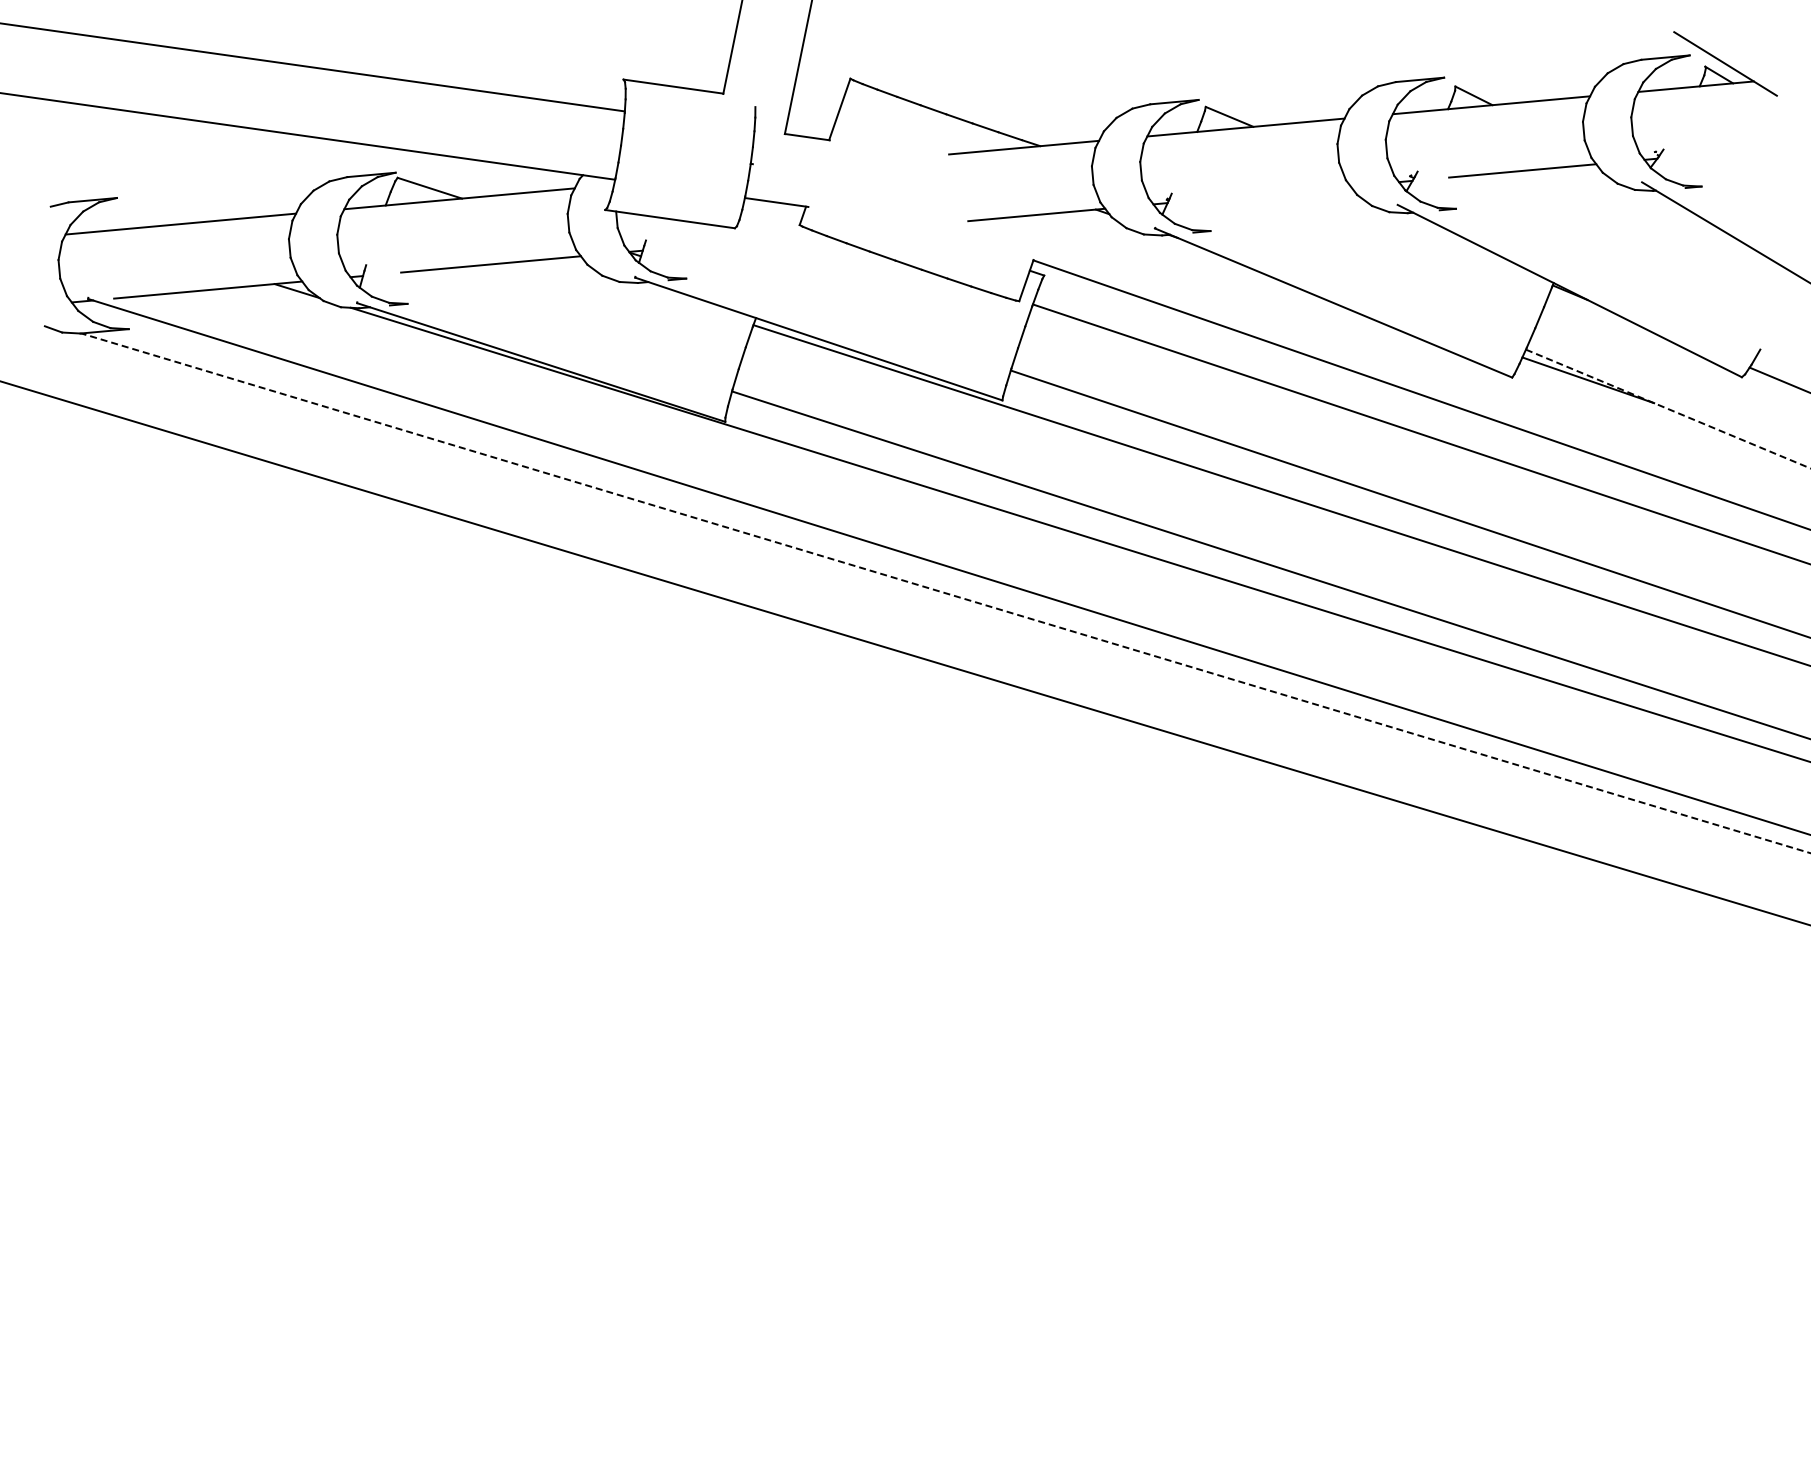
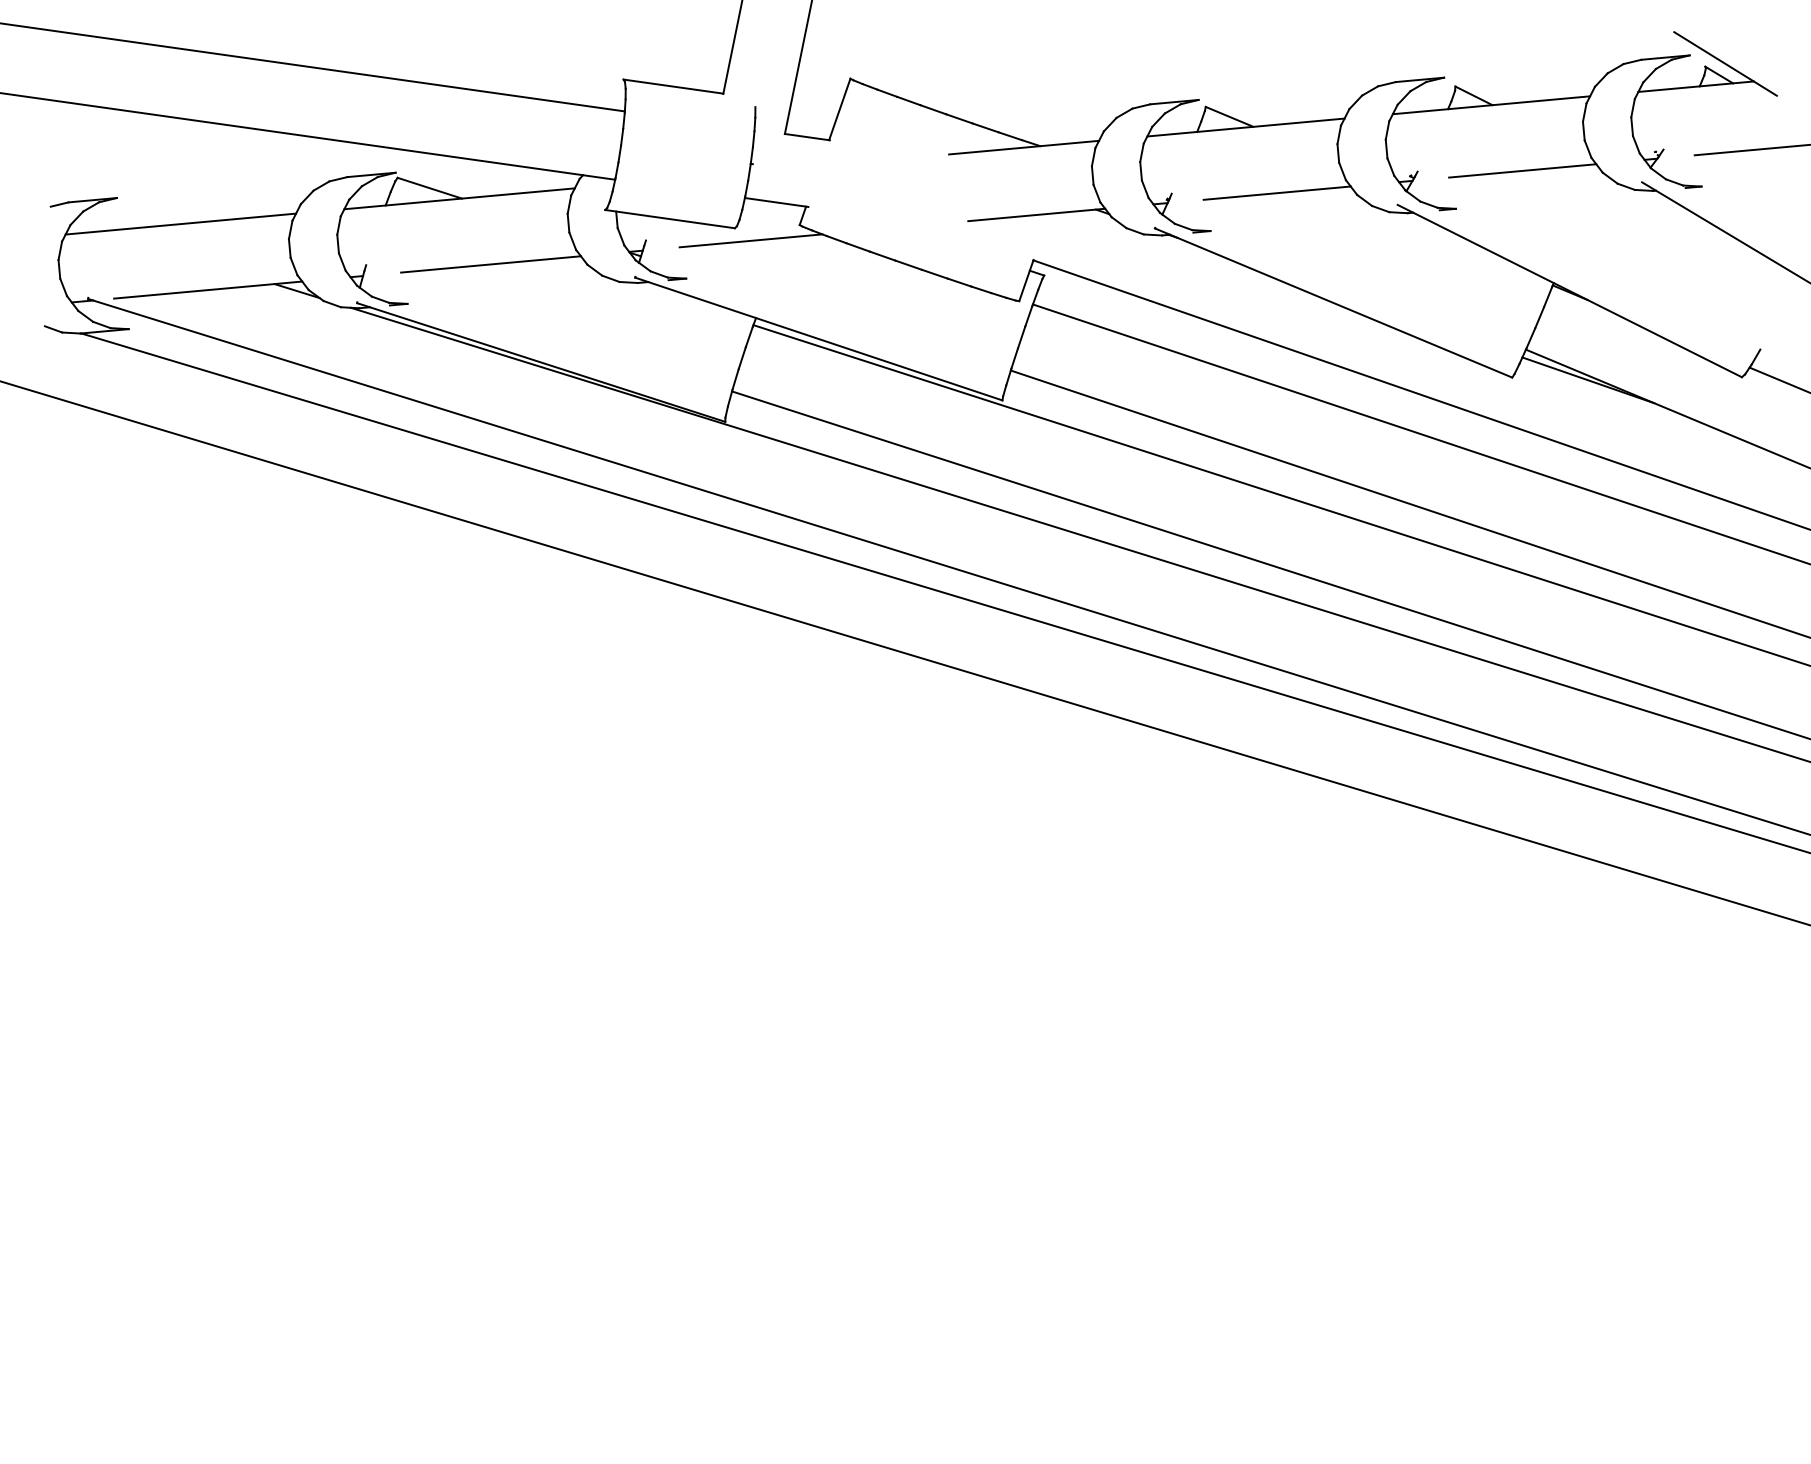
line: none -> present (1750, 150)
line: none -> present (1276, 192)
line: none -> present (750, 240)
line: dashed -> solid (1668, 408)
line: dashed -> solid (945, 593)
